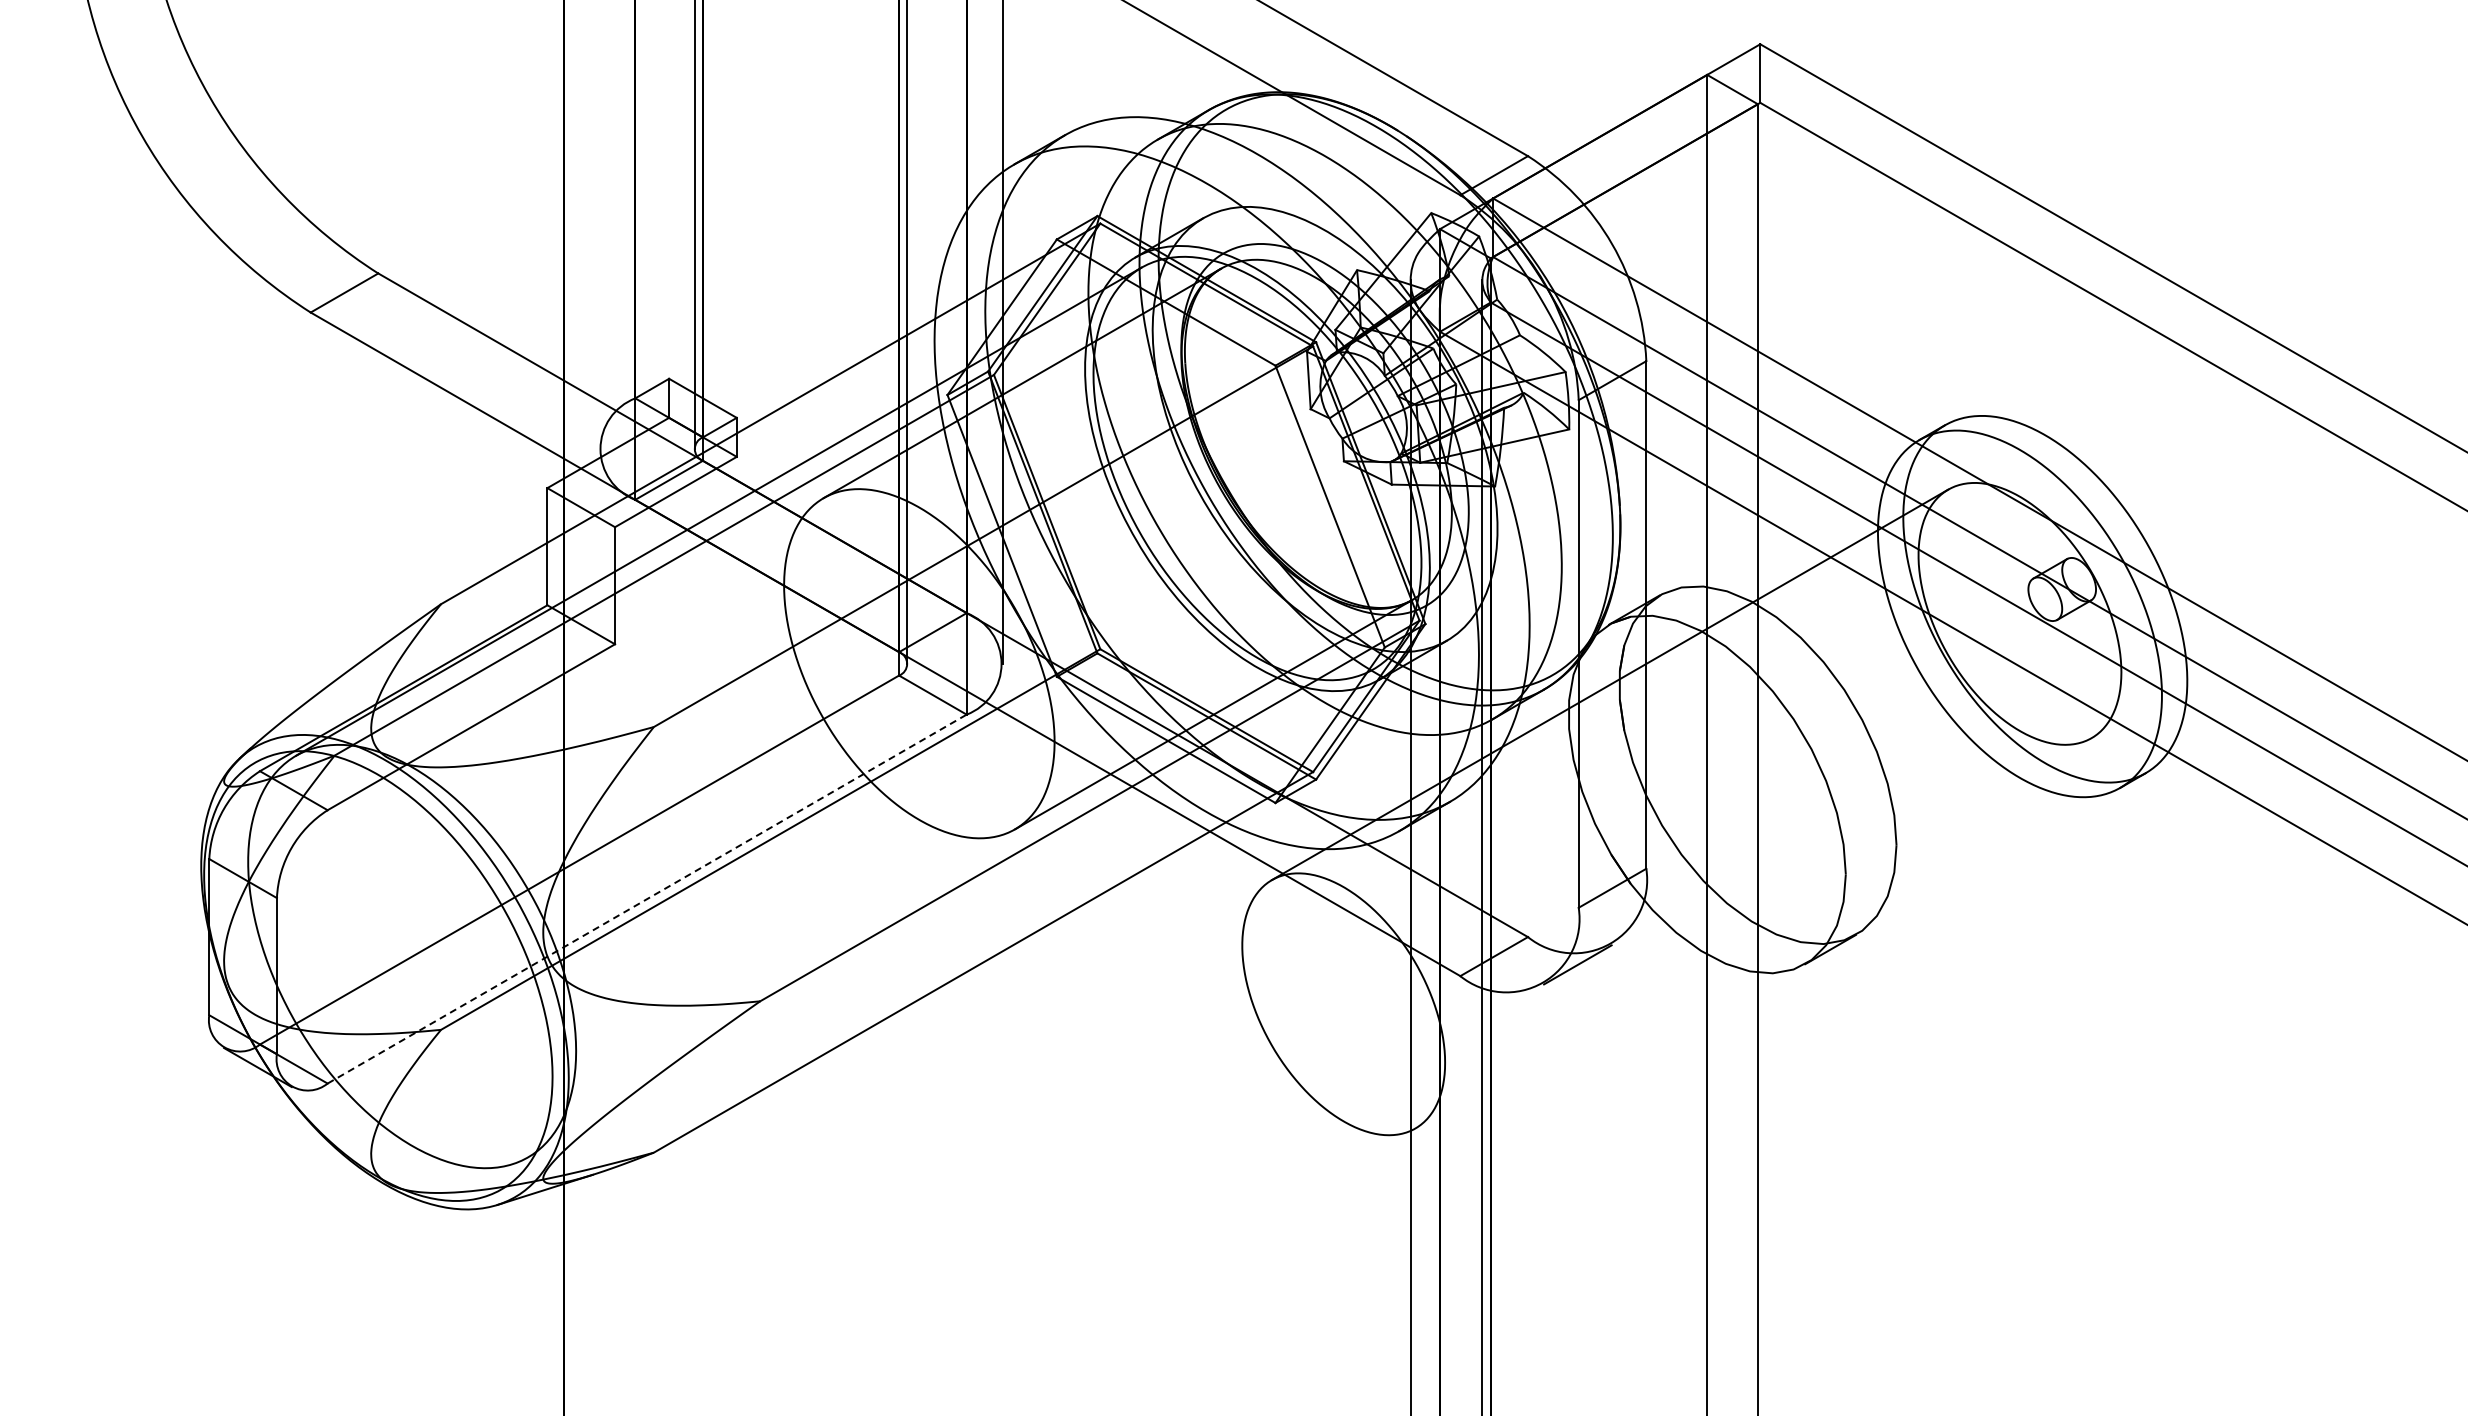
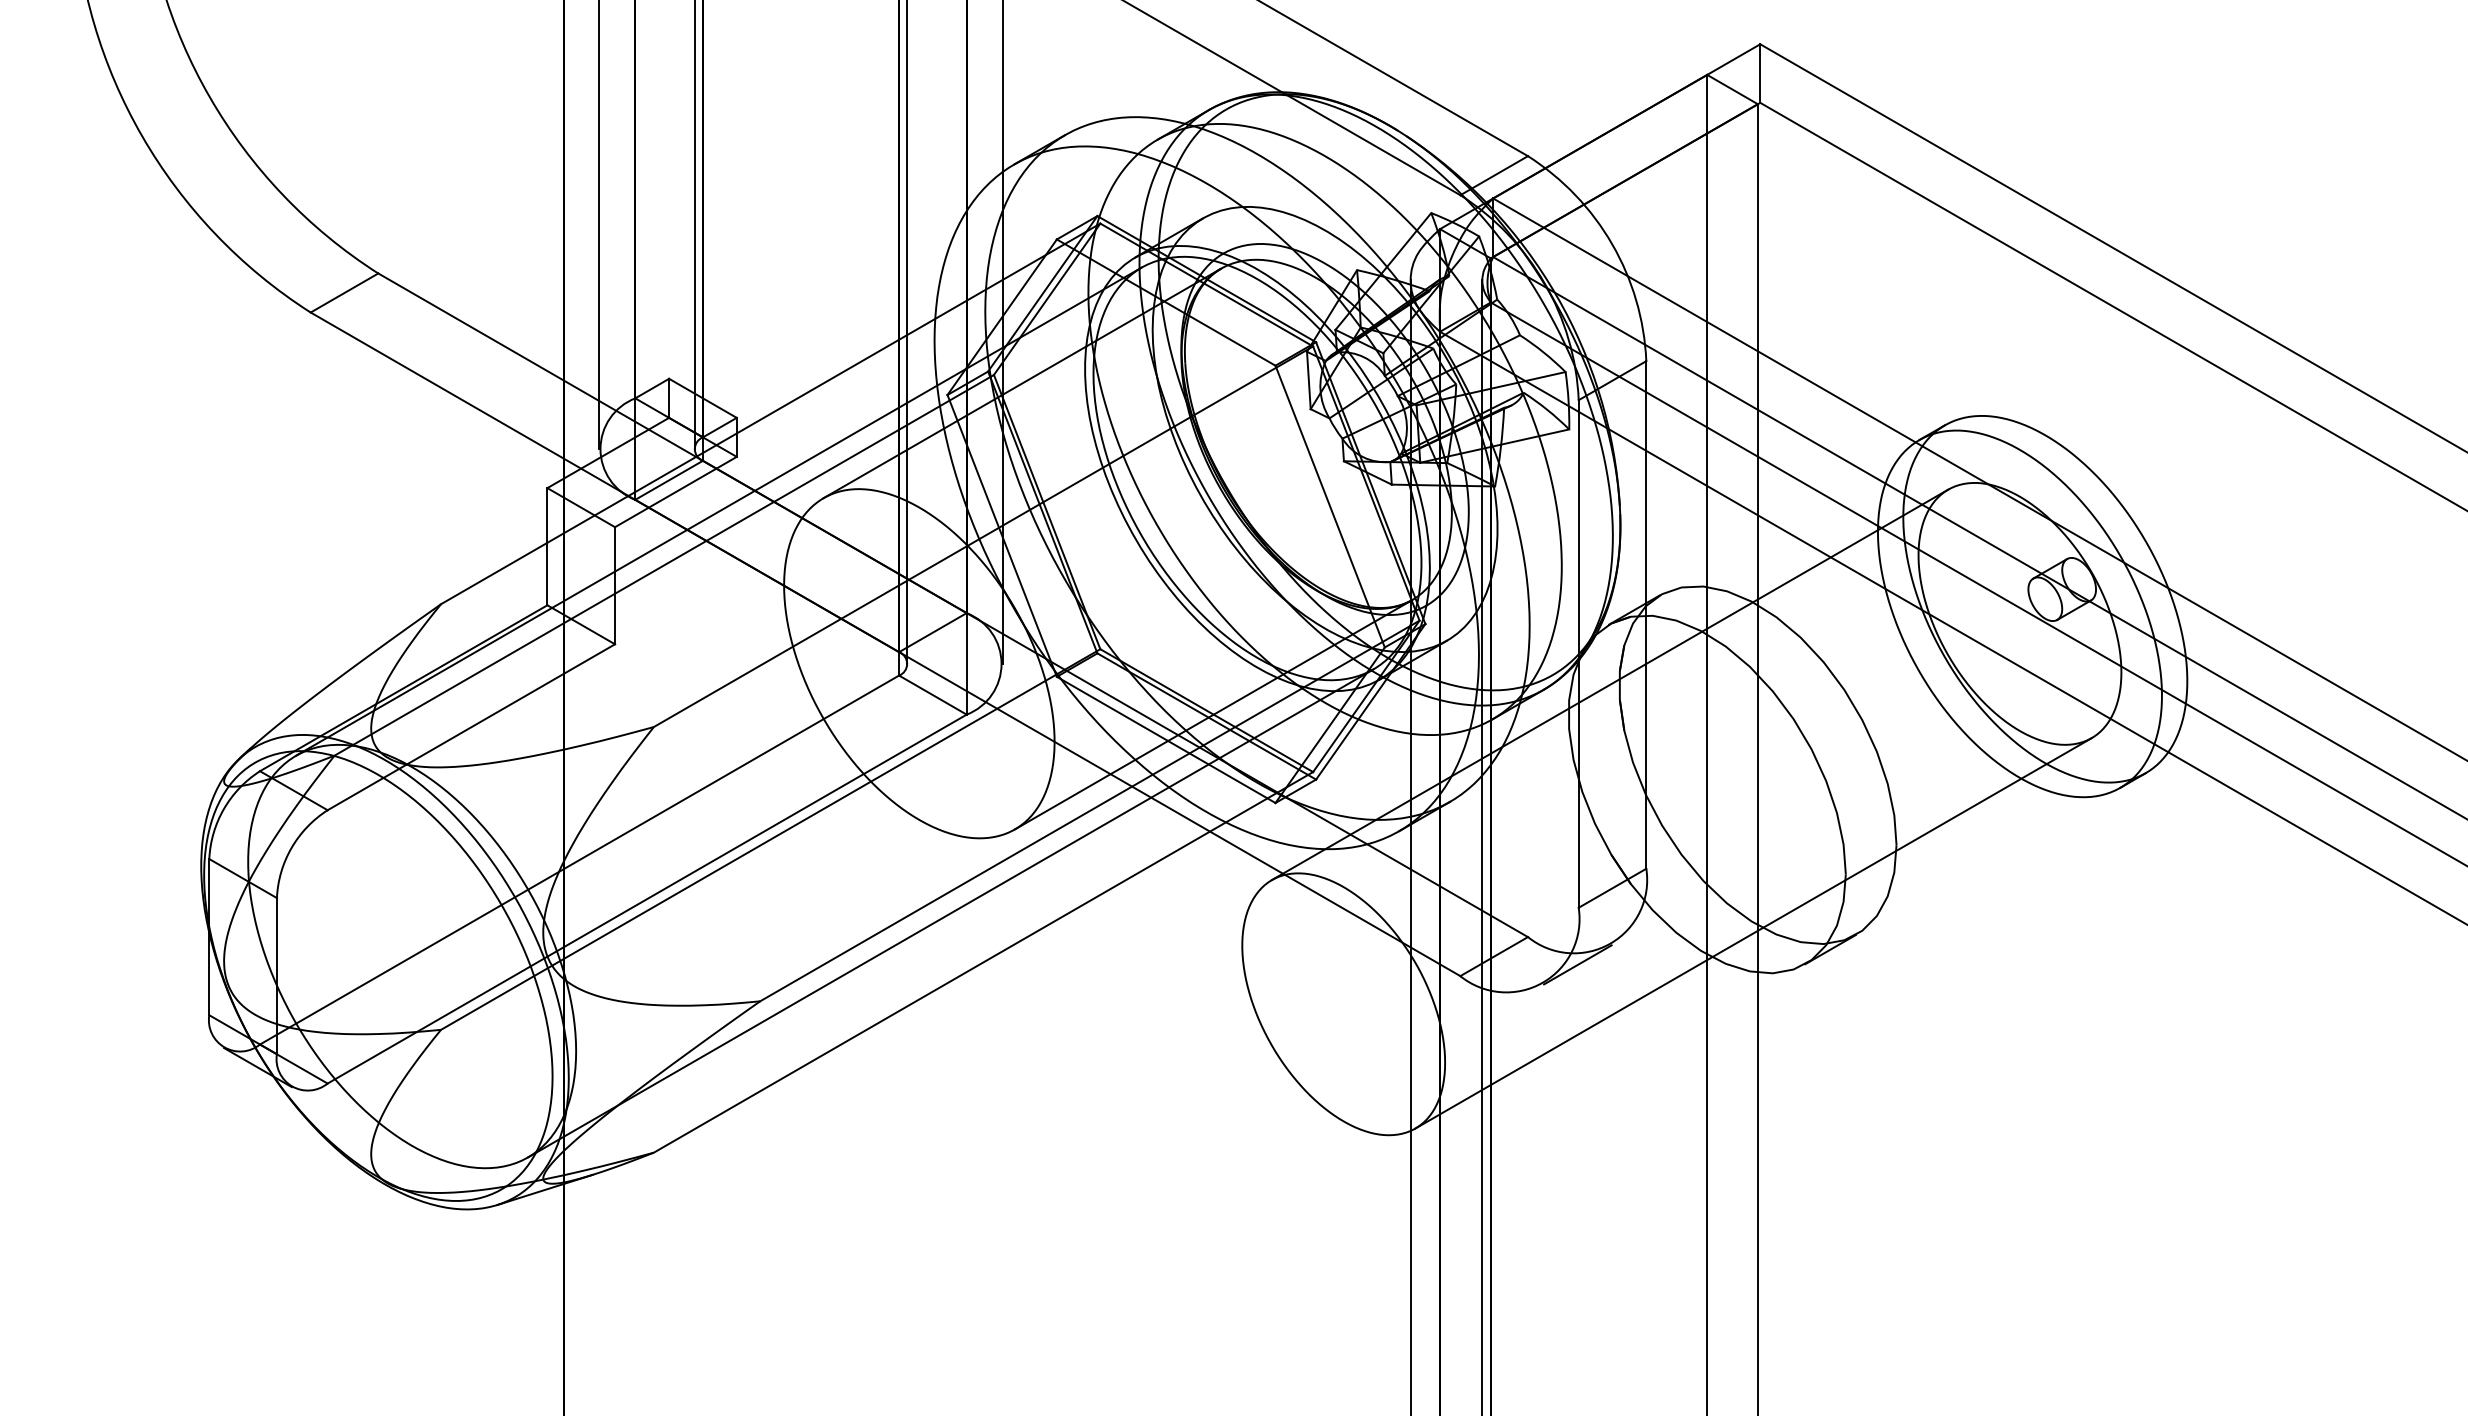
line: none -> present (598, 225)
line: dashed -> solid (647, 899)
line: none -> present (950, 913)
line: none -> present (1753, 933)
